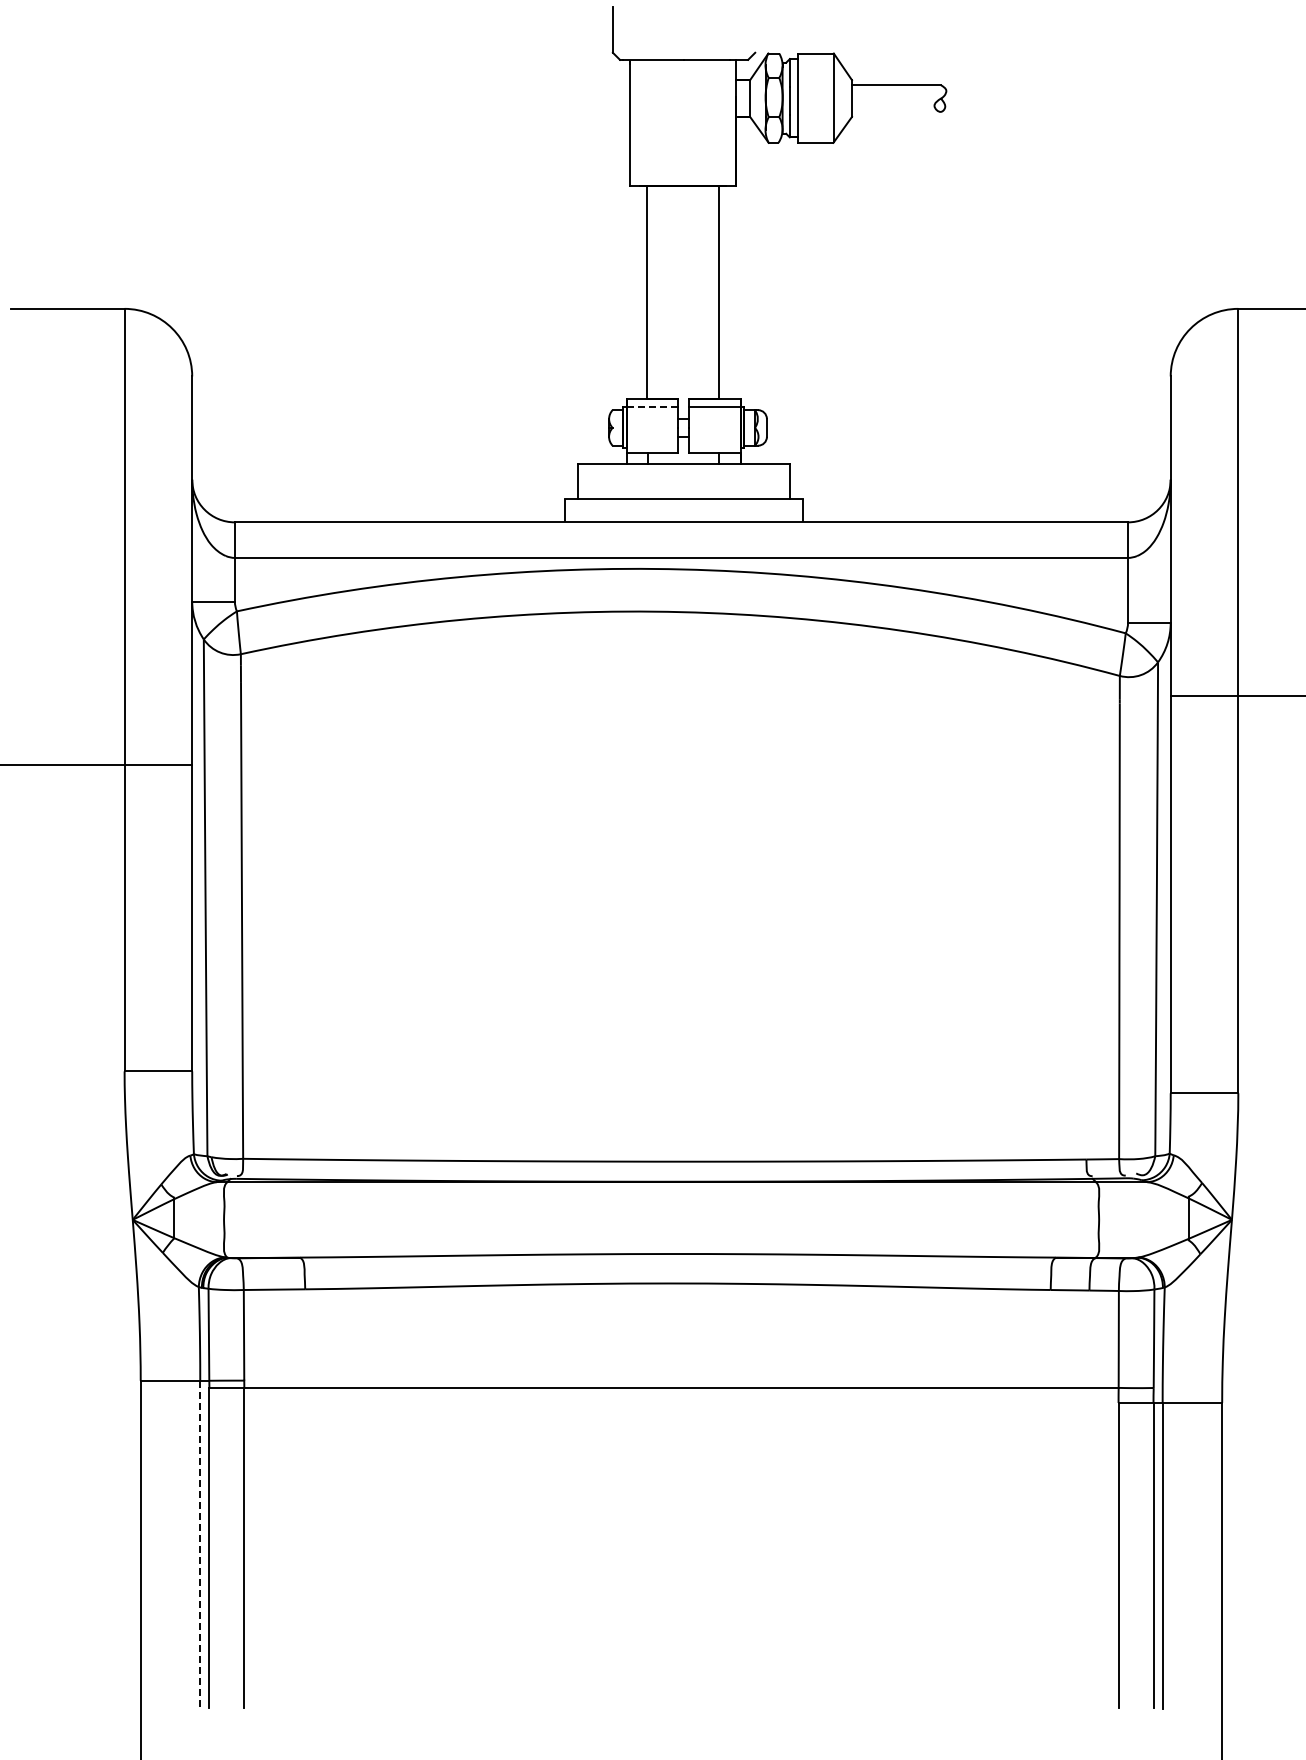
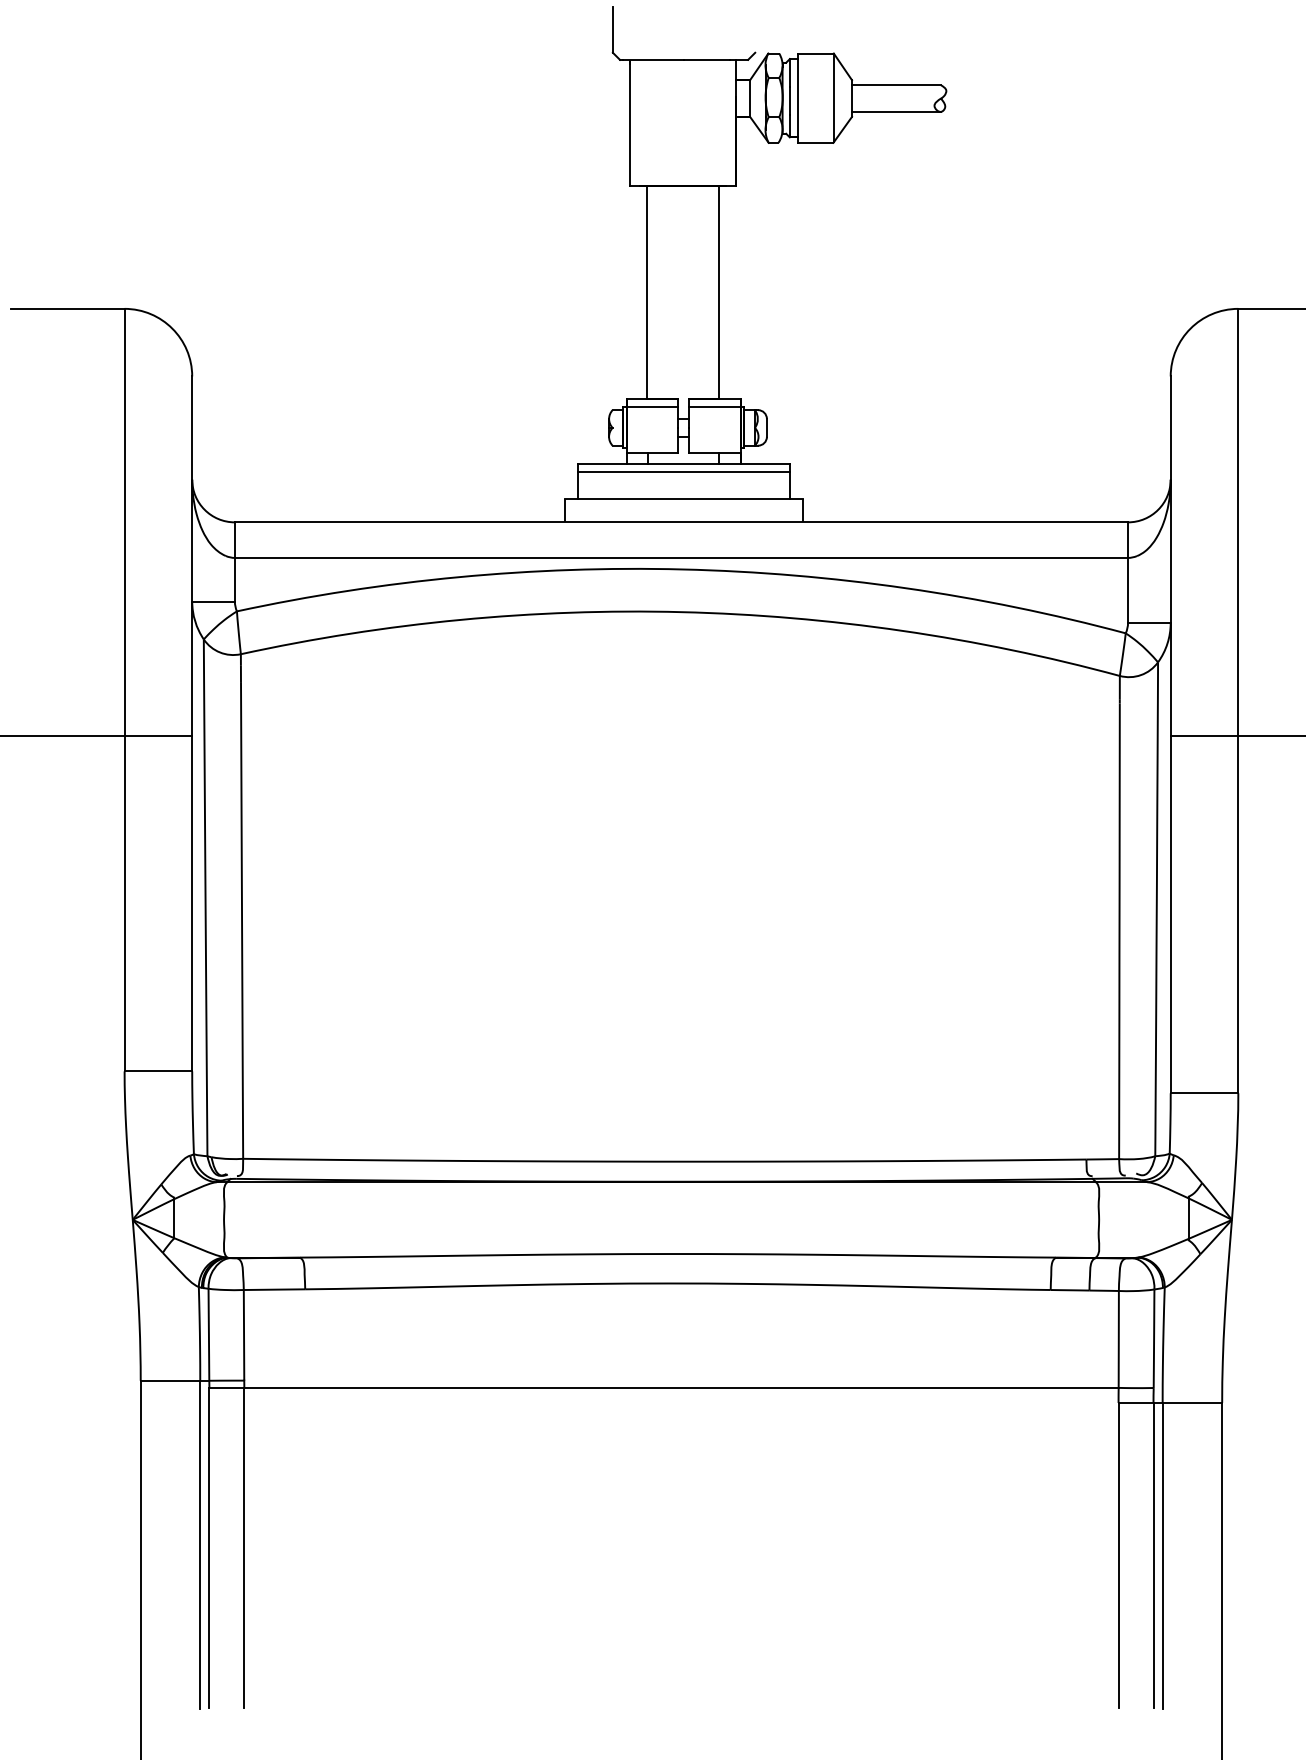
line: none -> present (896, 111)
line: dashed -> solid (652, 406)
line: none -> present (683, 471)
line position: (1236, 695) -> (1236, 735) (1236, 735)
line position: (97, 764) -> (97, 735) (97, 735)
line: dashed -> solid (200, 1545)
